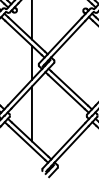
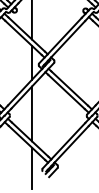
line: none -> present (31, 167)
